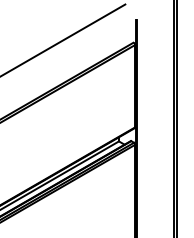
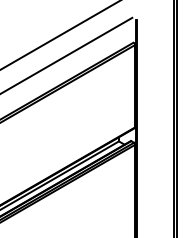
line position: (63, 39) -> (60, 35) (60, 35)
line: none -> present (67, 54)
